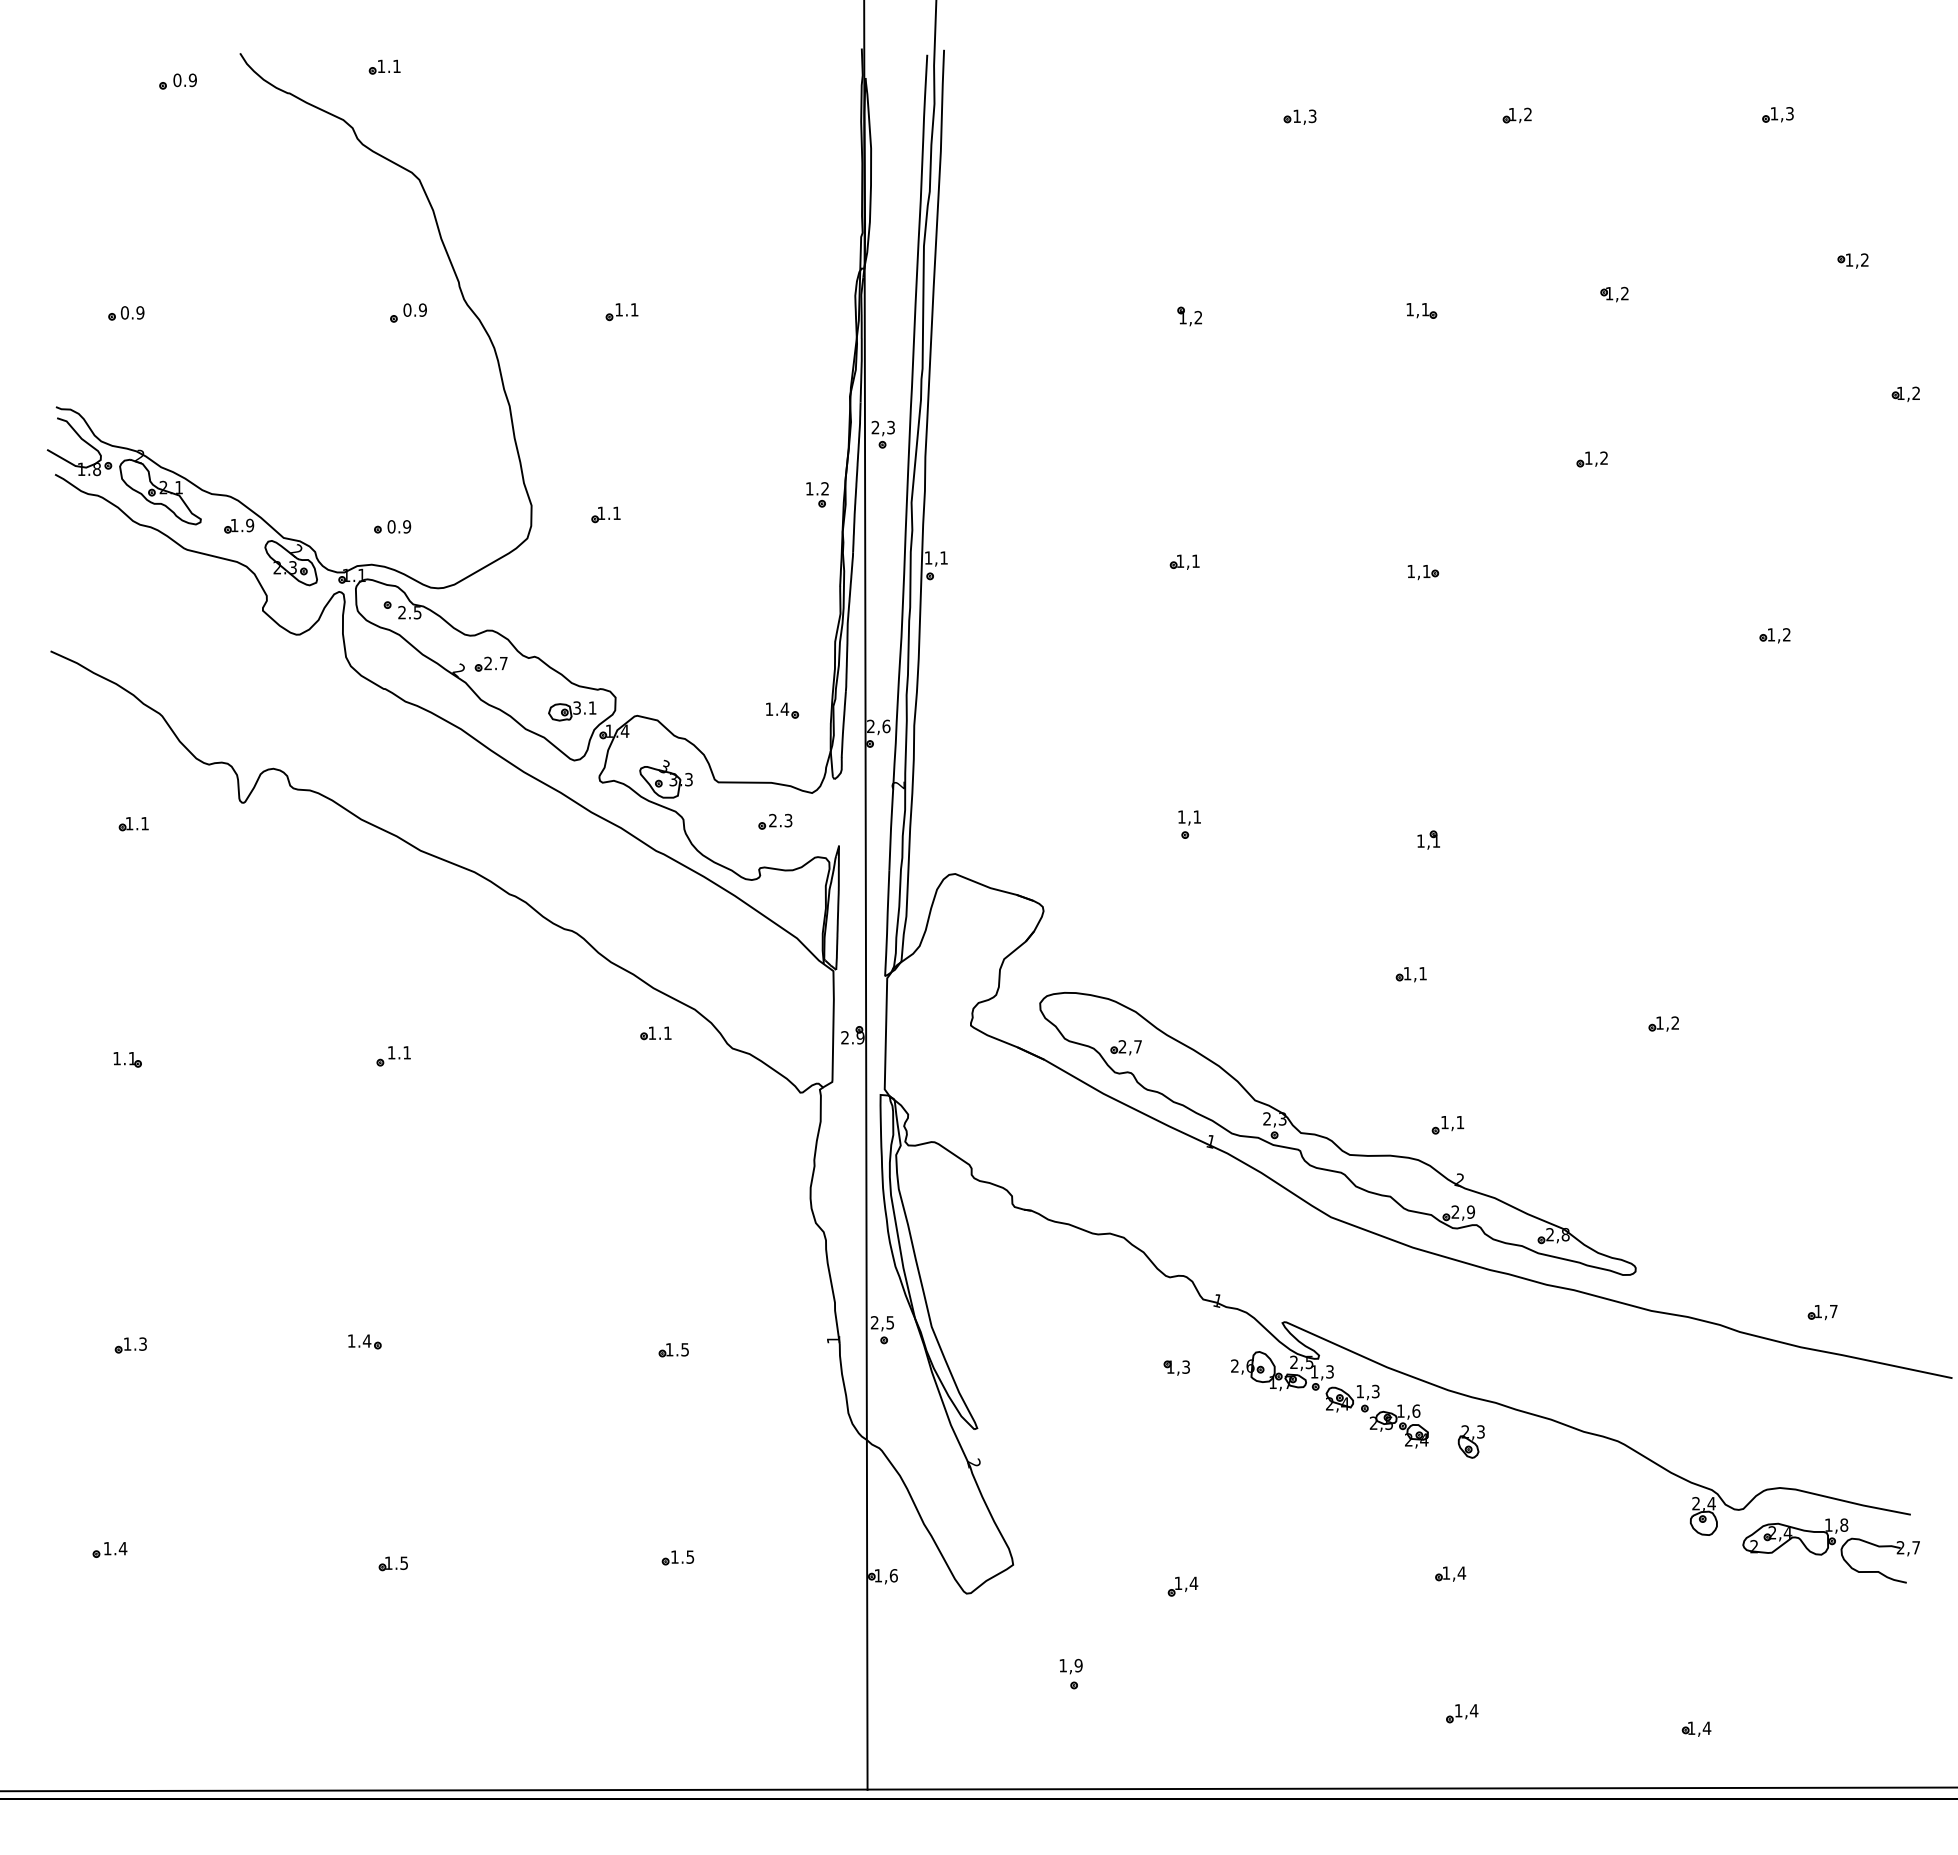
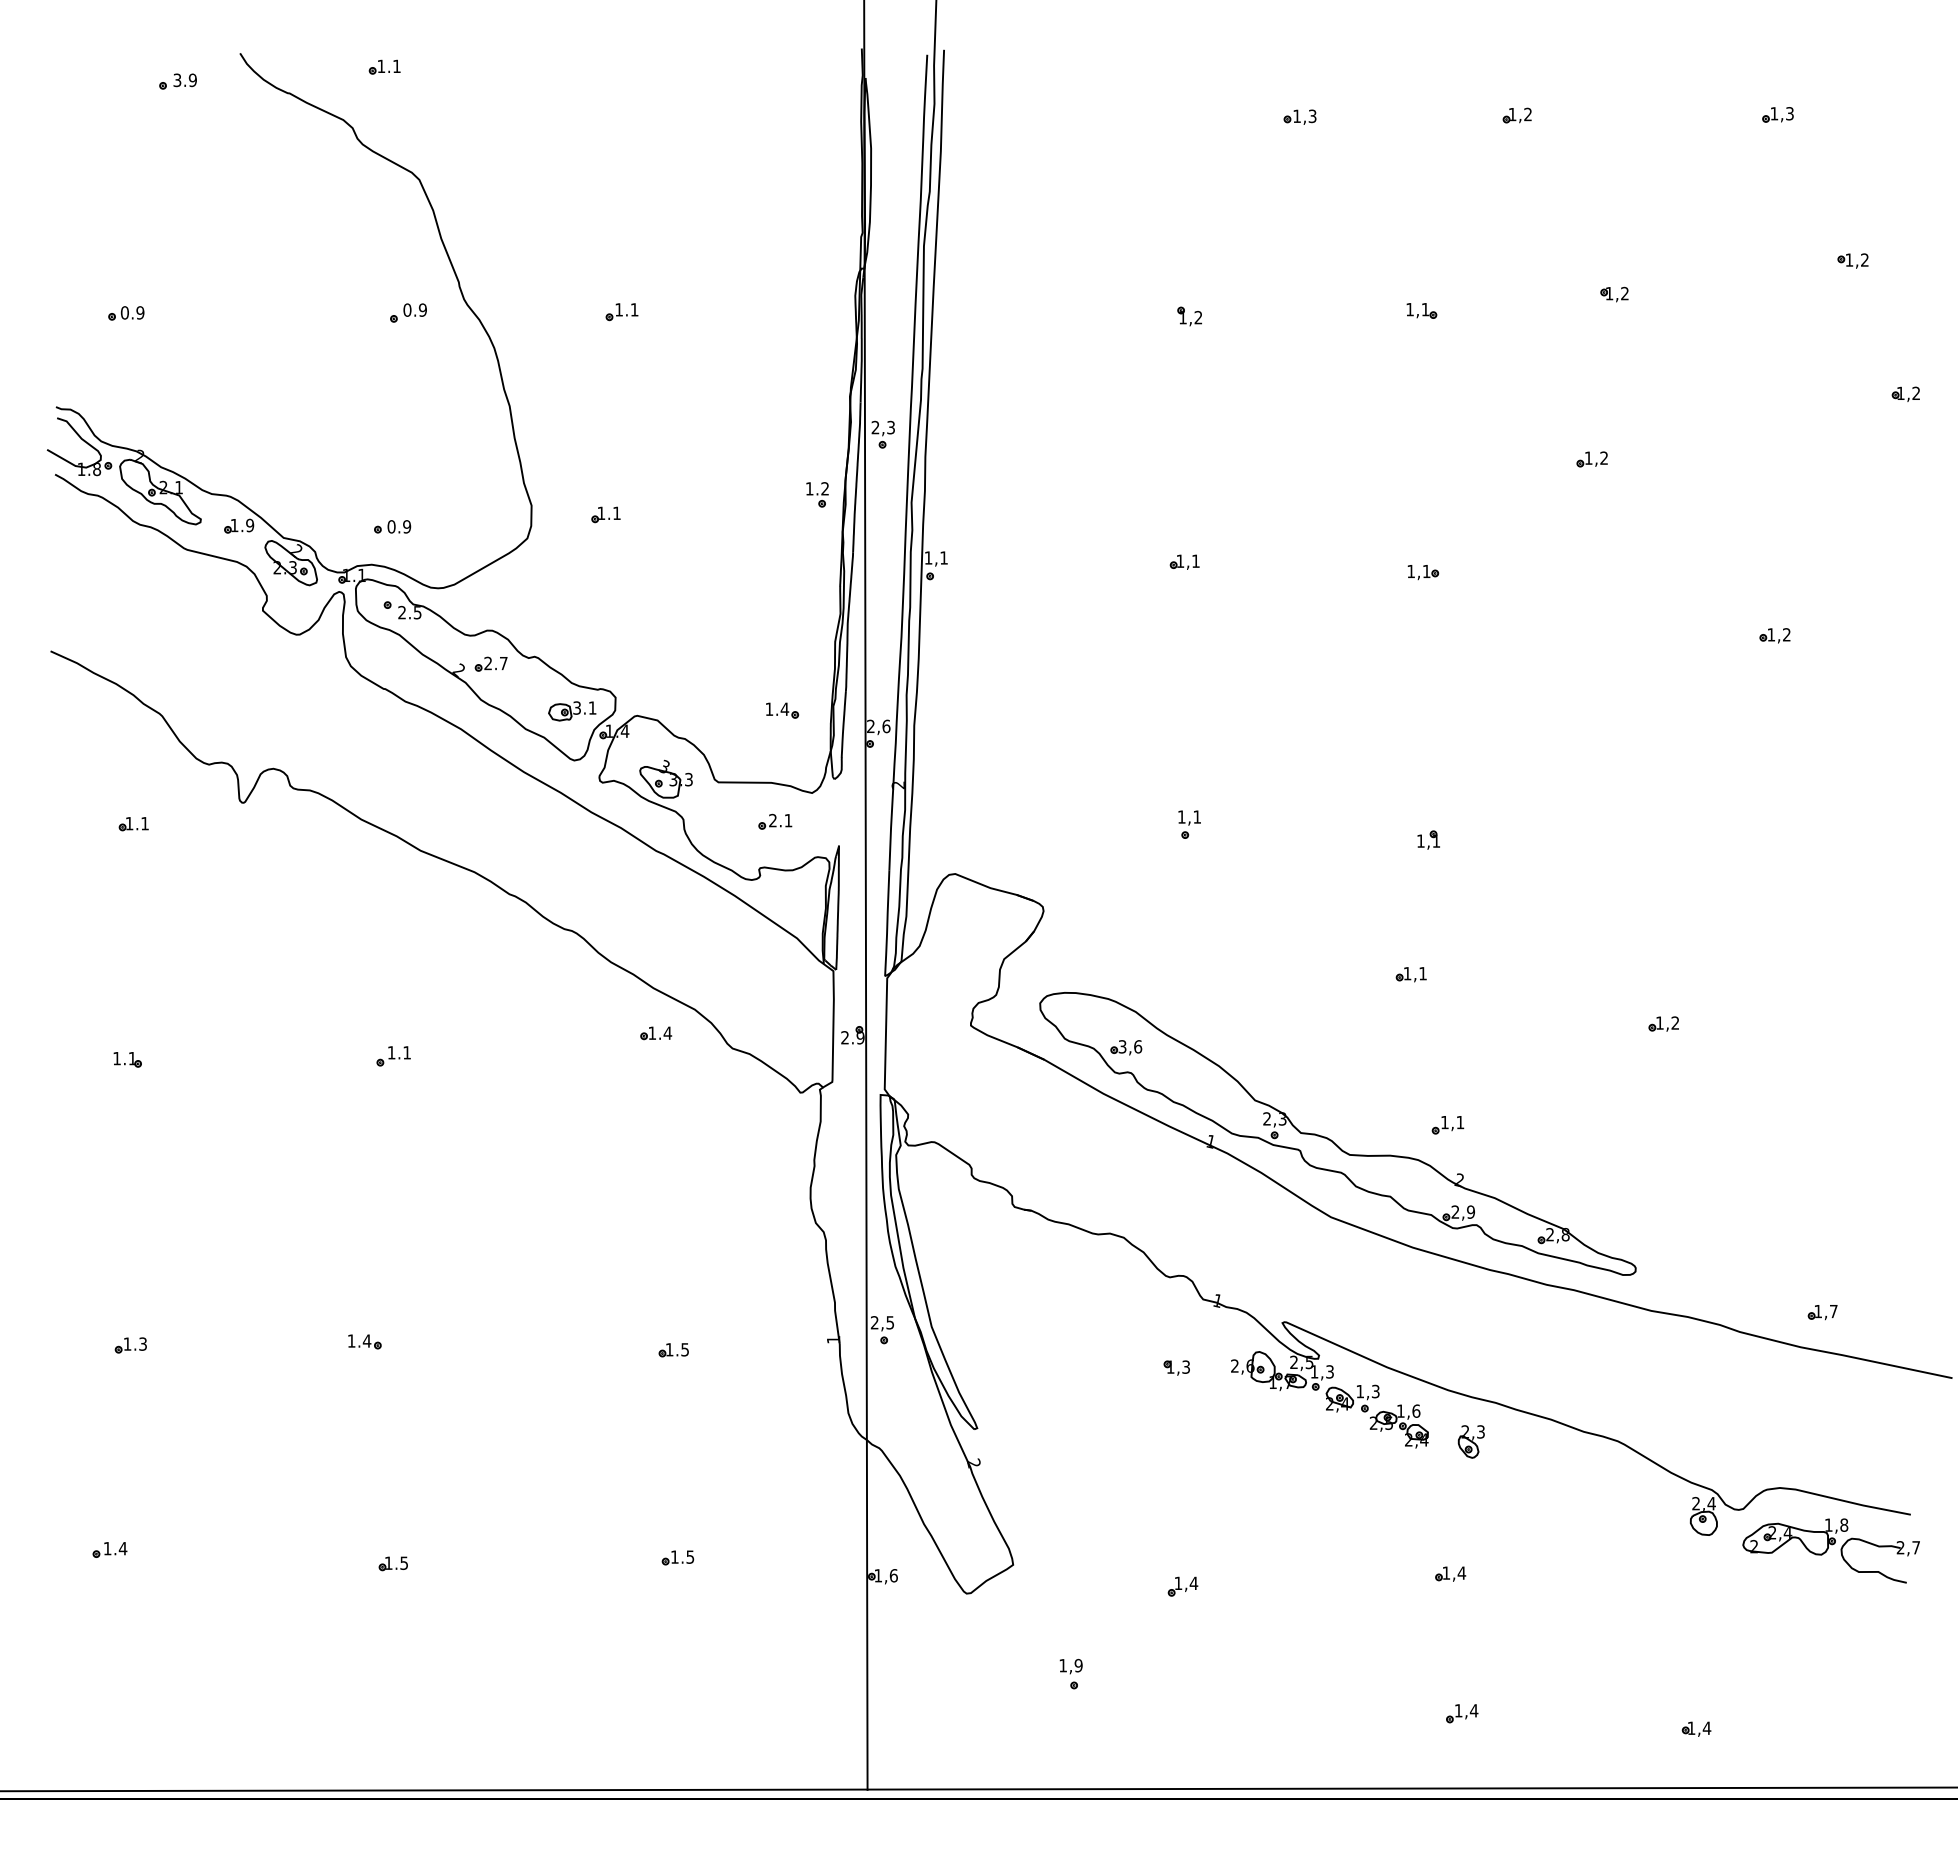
text: 0.9 -> 3.9 (177, 80)
text: 2.3 -> 2.1 (788, 820)
text: 1.1 -> 1.4 (667, 1032)
text: 2,7 -> 3,6 (1130, 1046)
